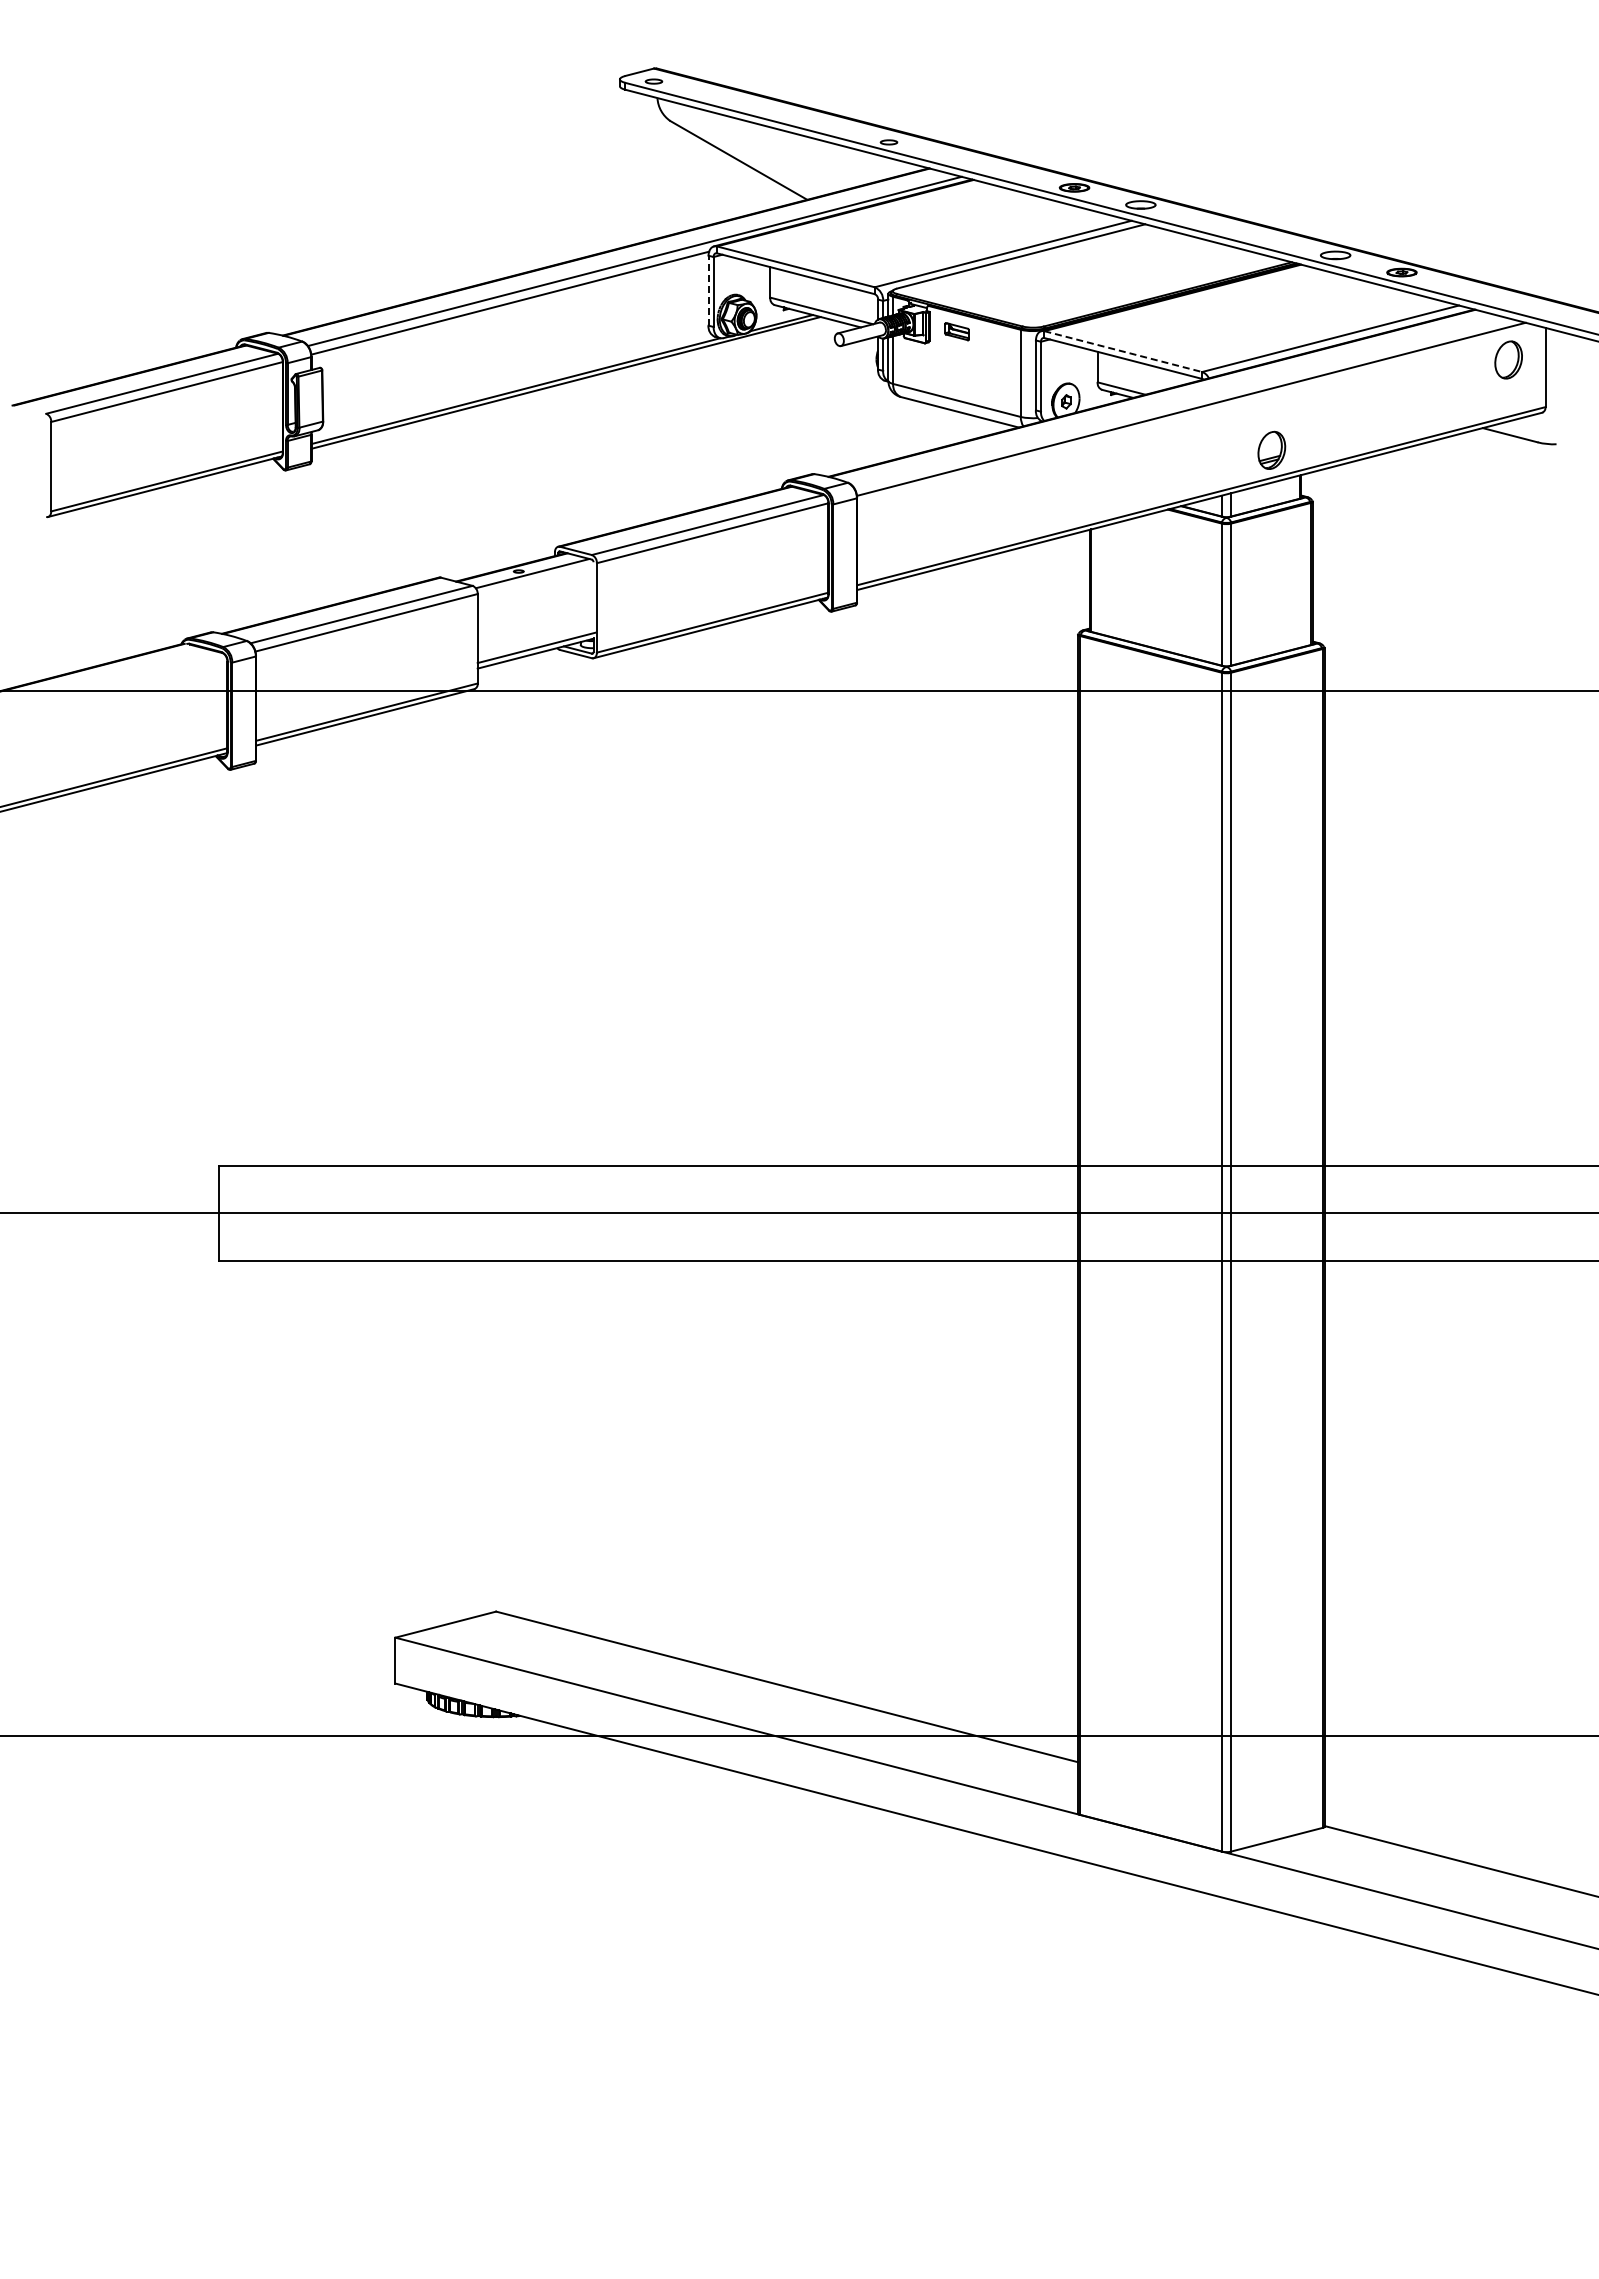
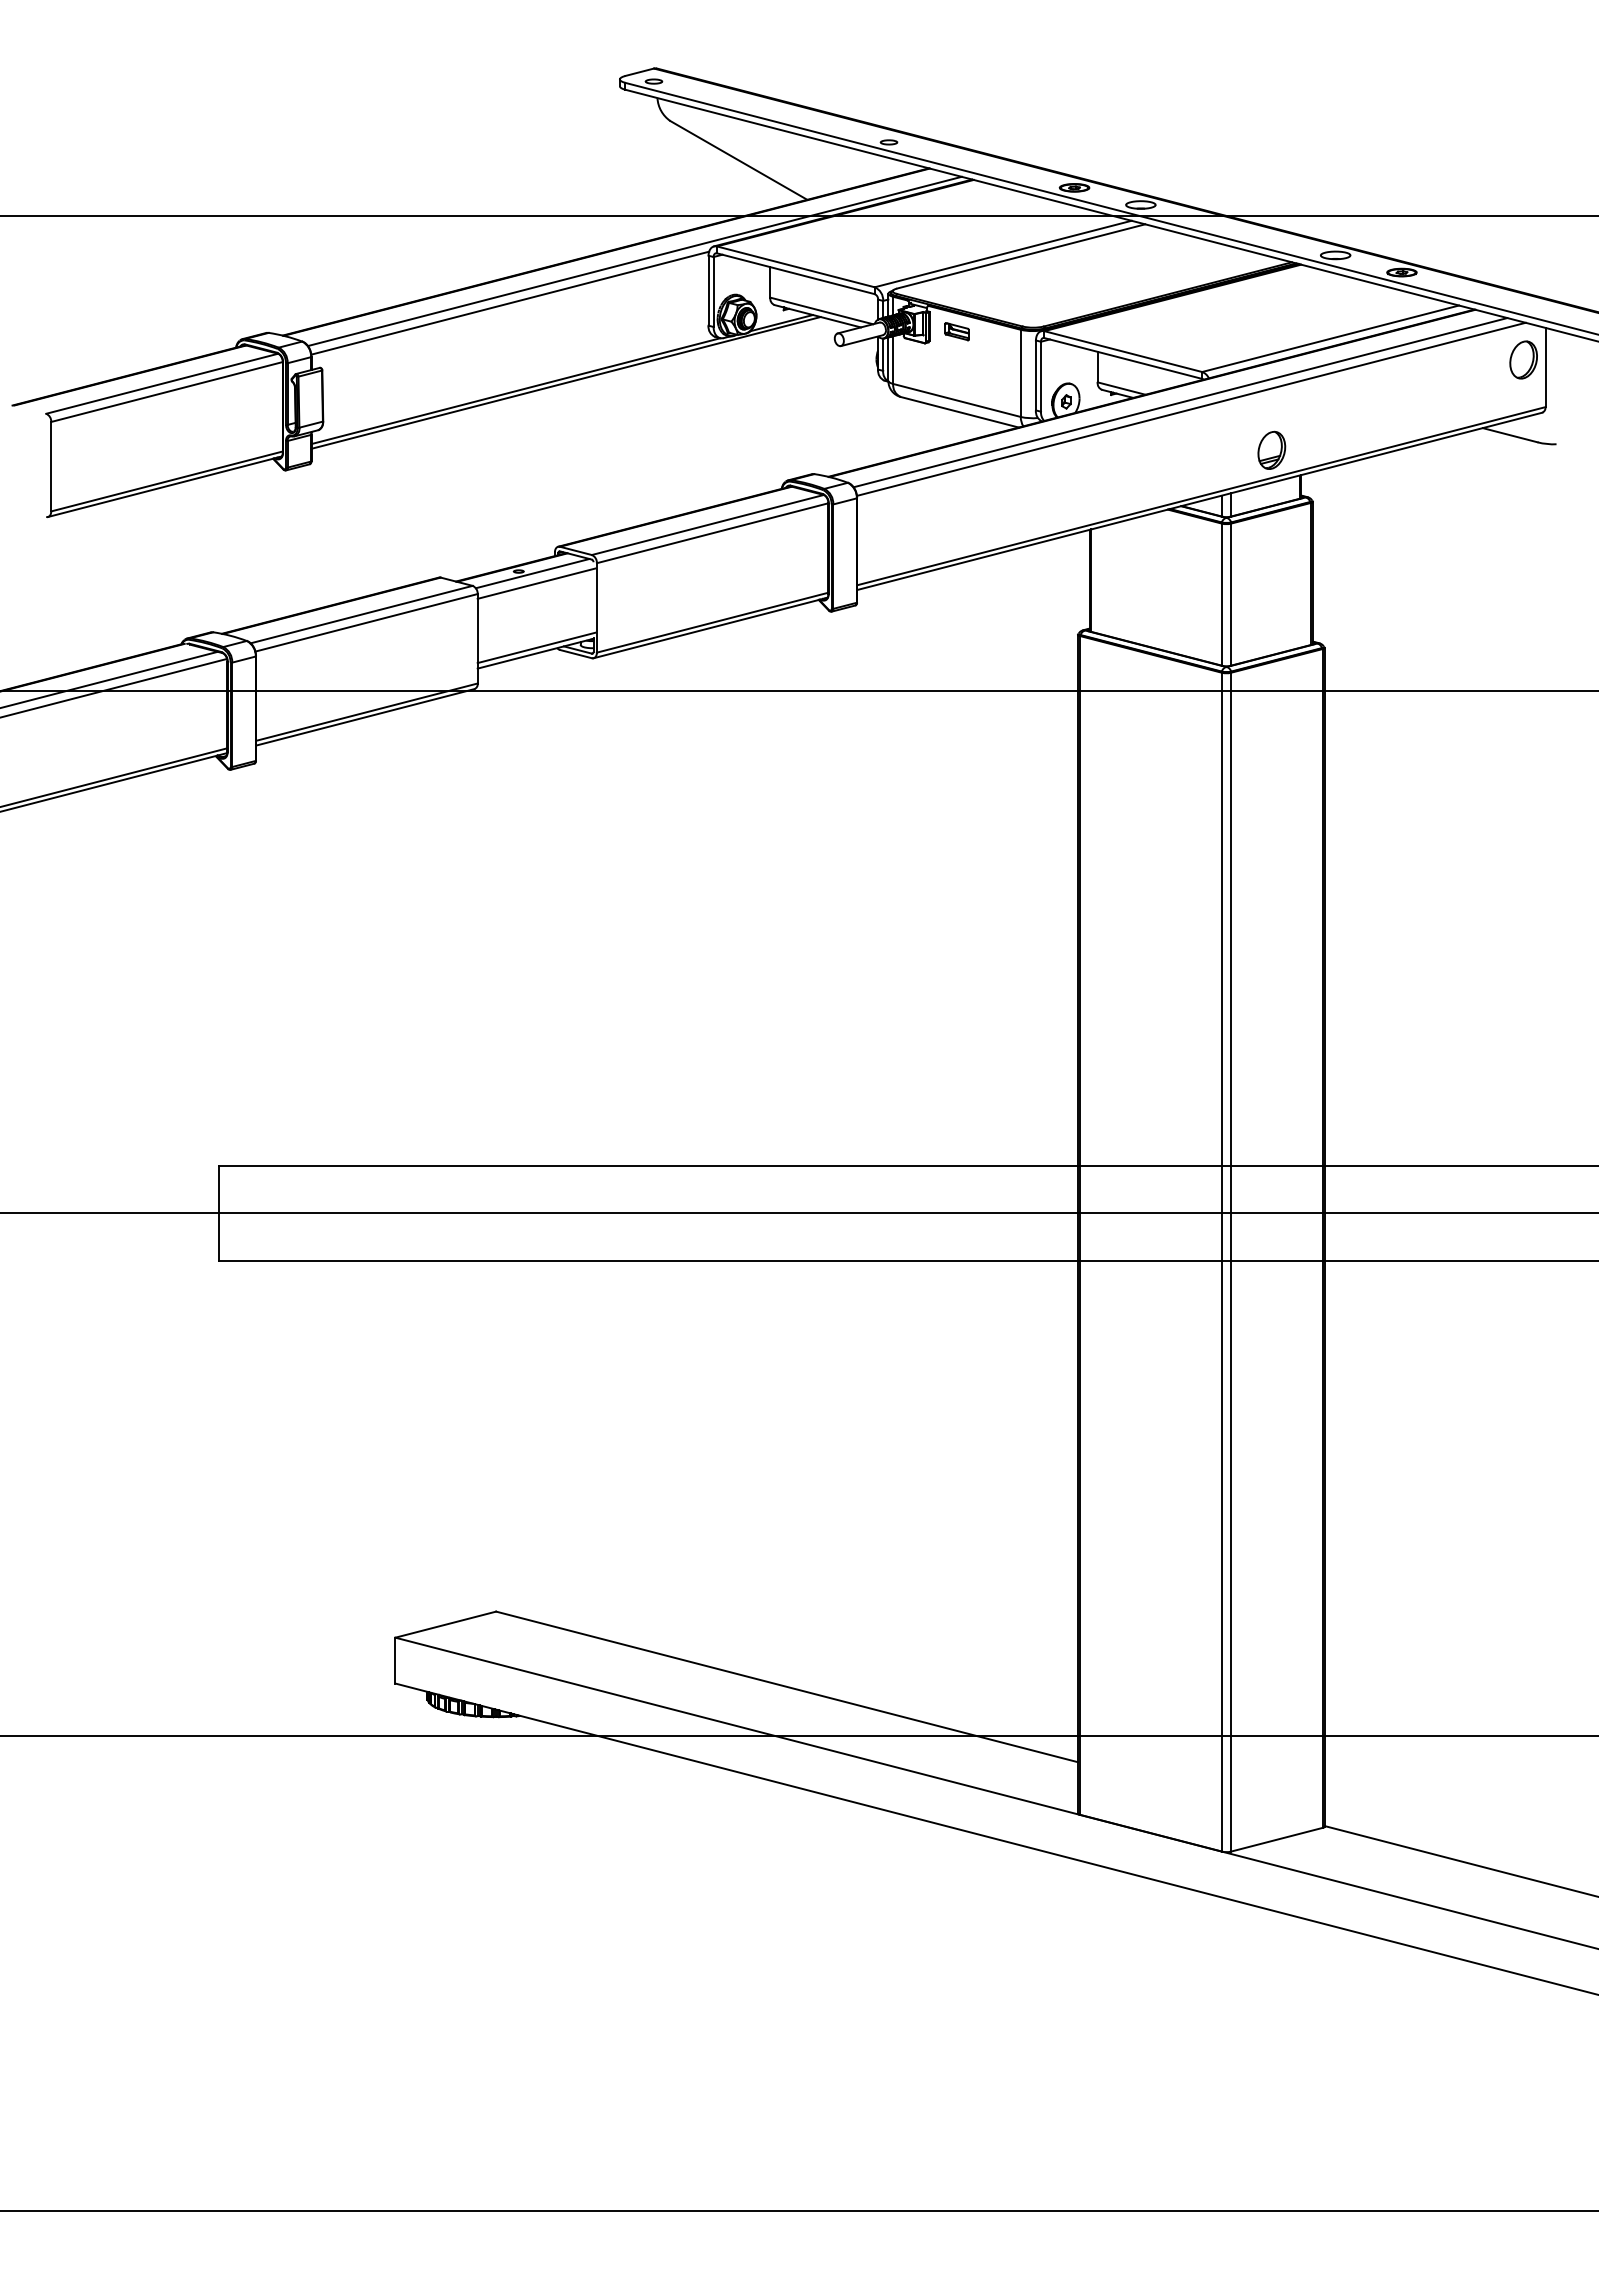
line: none -> present (798, 216)
line: dashed -> solid (708, 290)
line: dashed -> solid (1123, 351)
part position: (1508, 359) -> (1523, 359) (1523, 359)
line: none -> present (1180, 402)
line: none -> present (536, 583)
line: none -> present (109, 679)
line: none -> present (114, 687)
line: none -> present (798, 2210)
